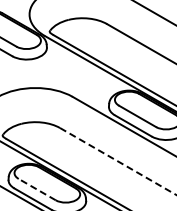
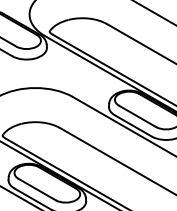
line: dashed -> solid (118, 161)
line: dashed -> solid (36, 189)
